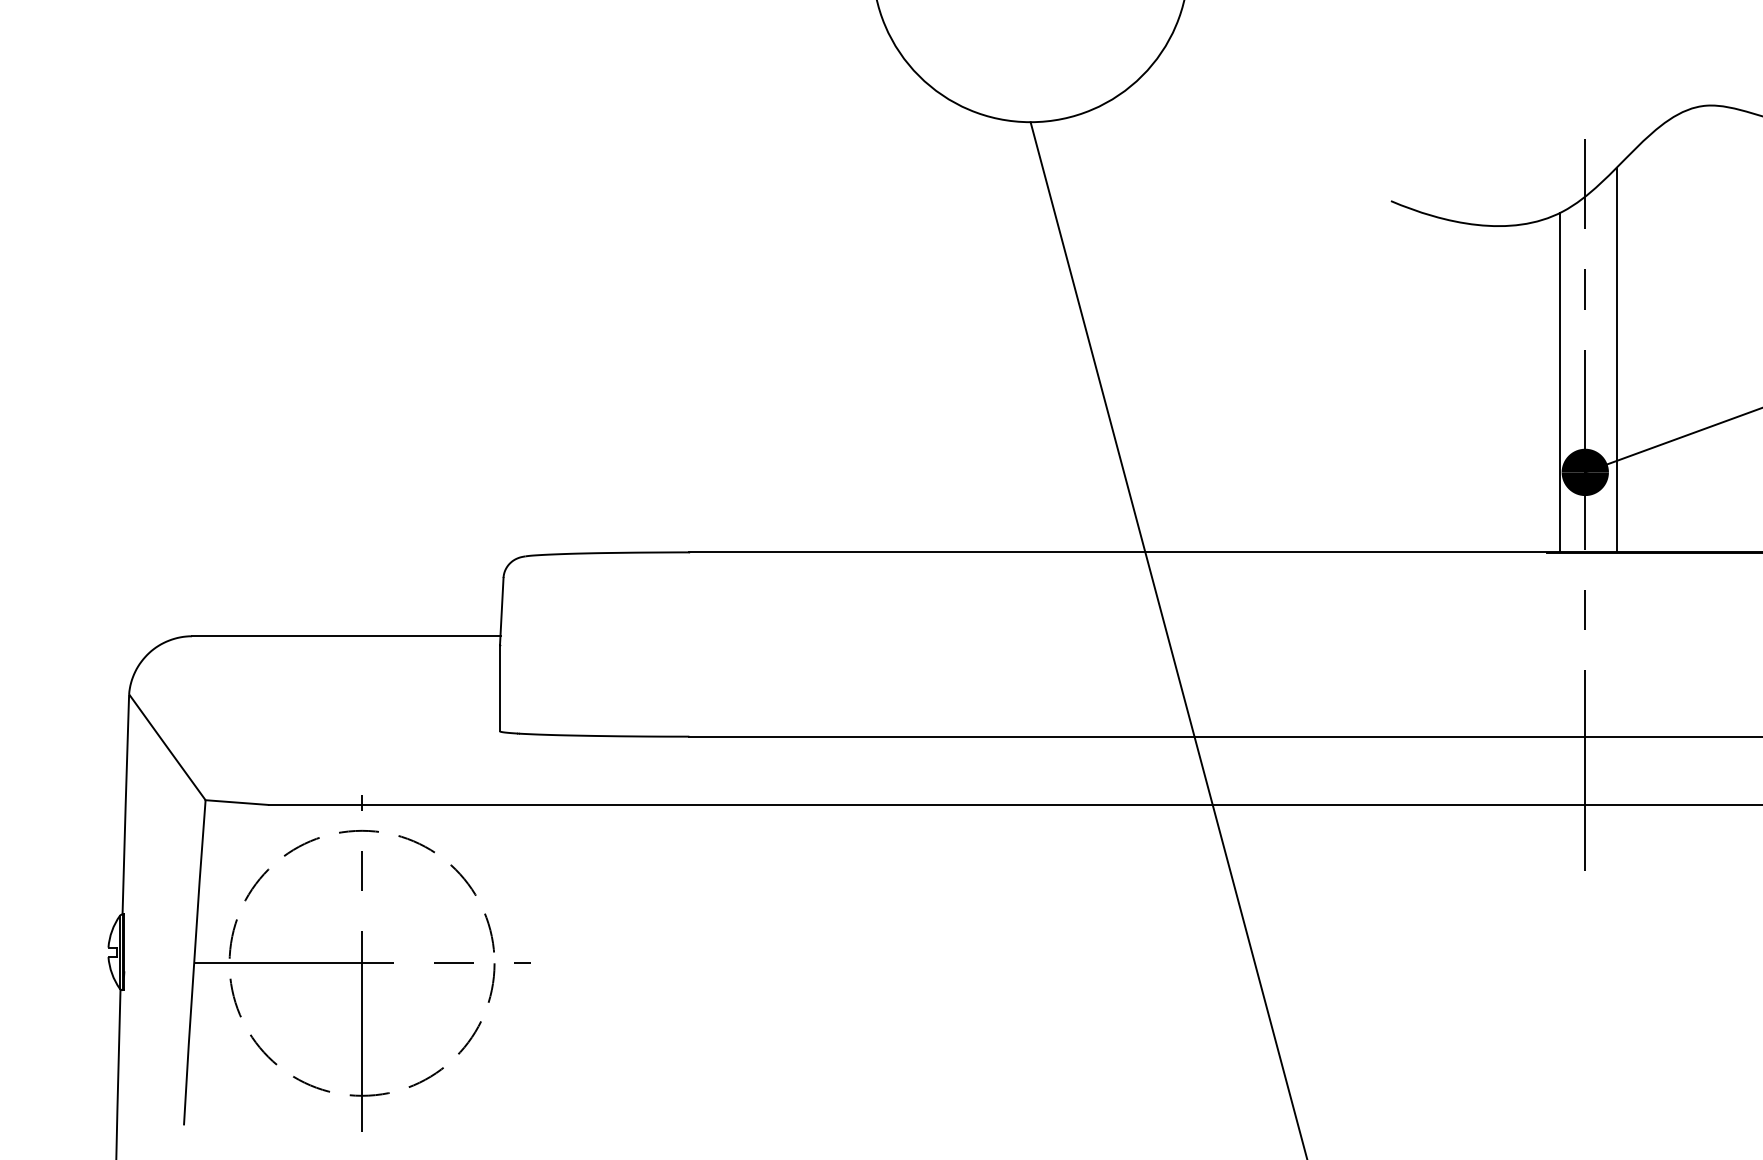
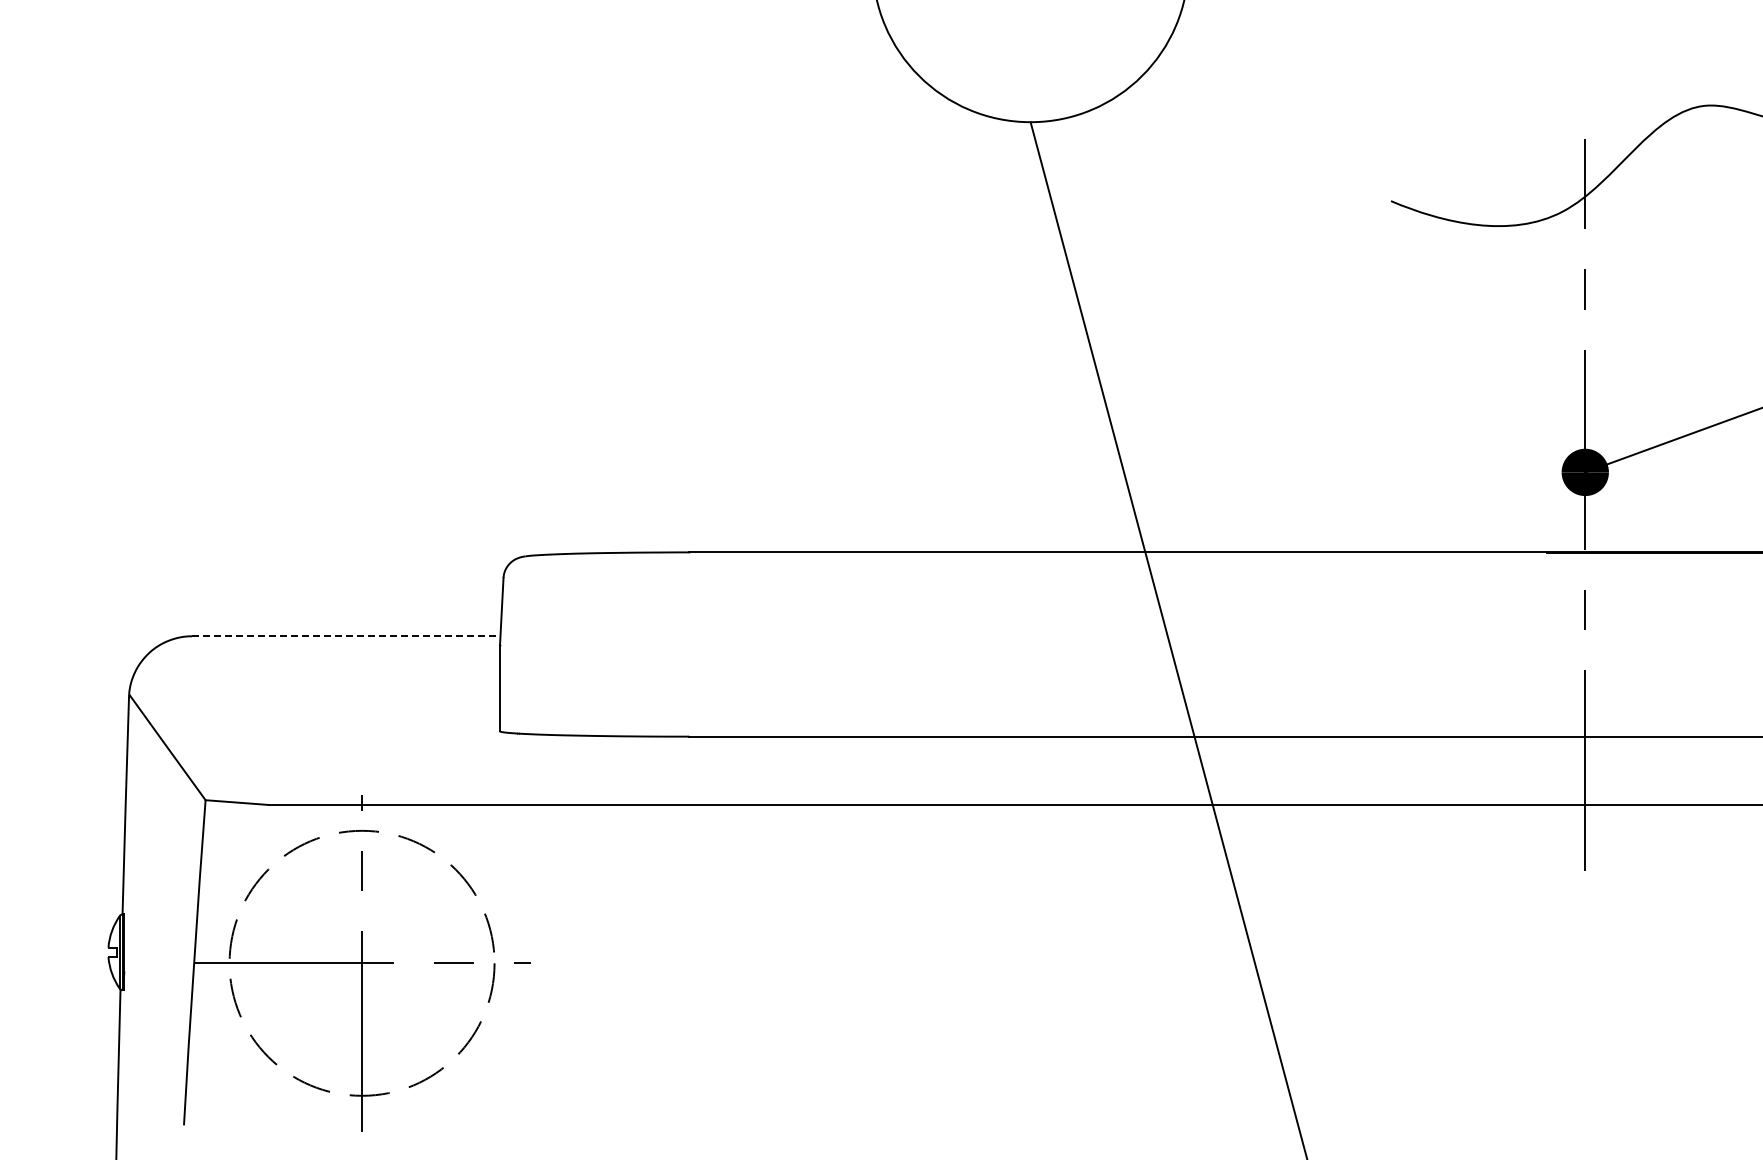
line: present -> none (1616, 359)
line: present -> none (1559, 382)
line: solid -> dashed (346, 636)
